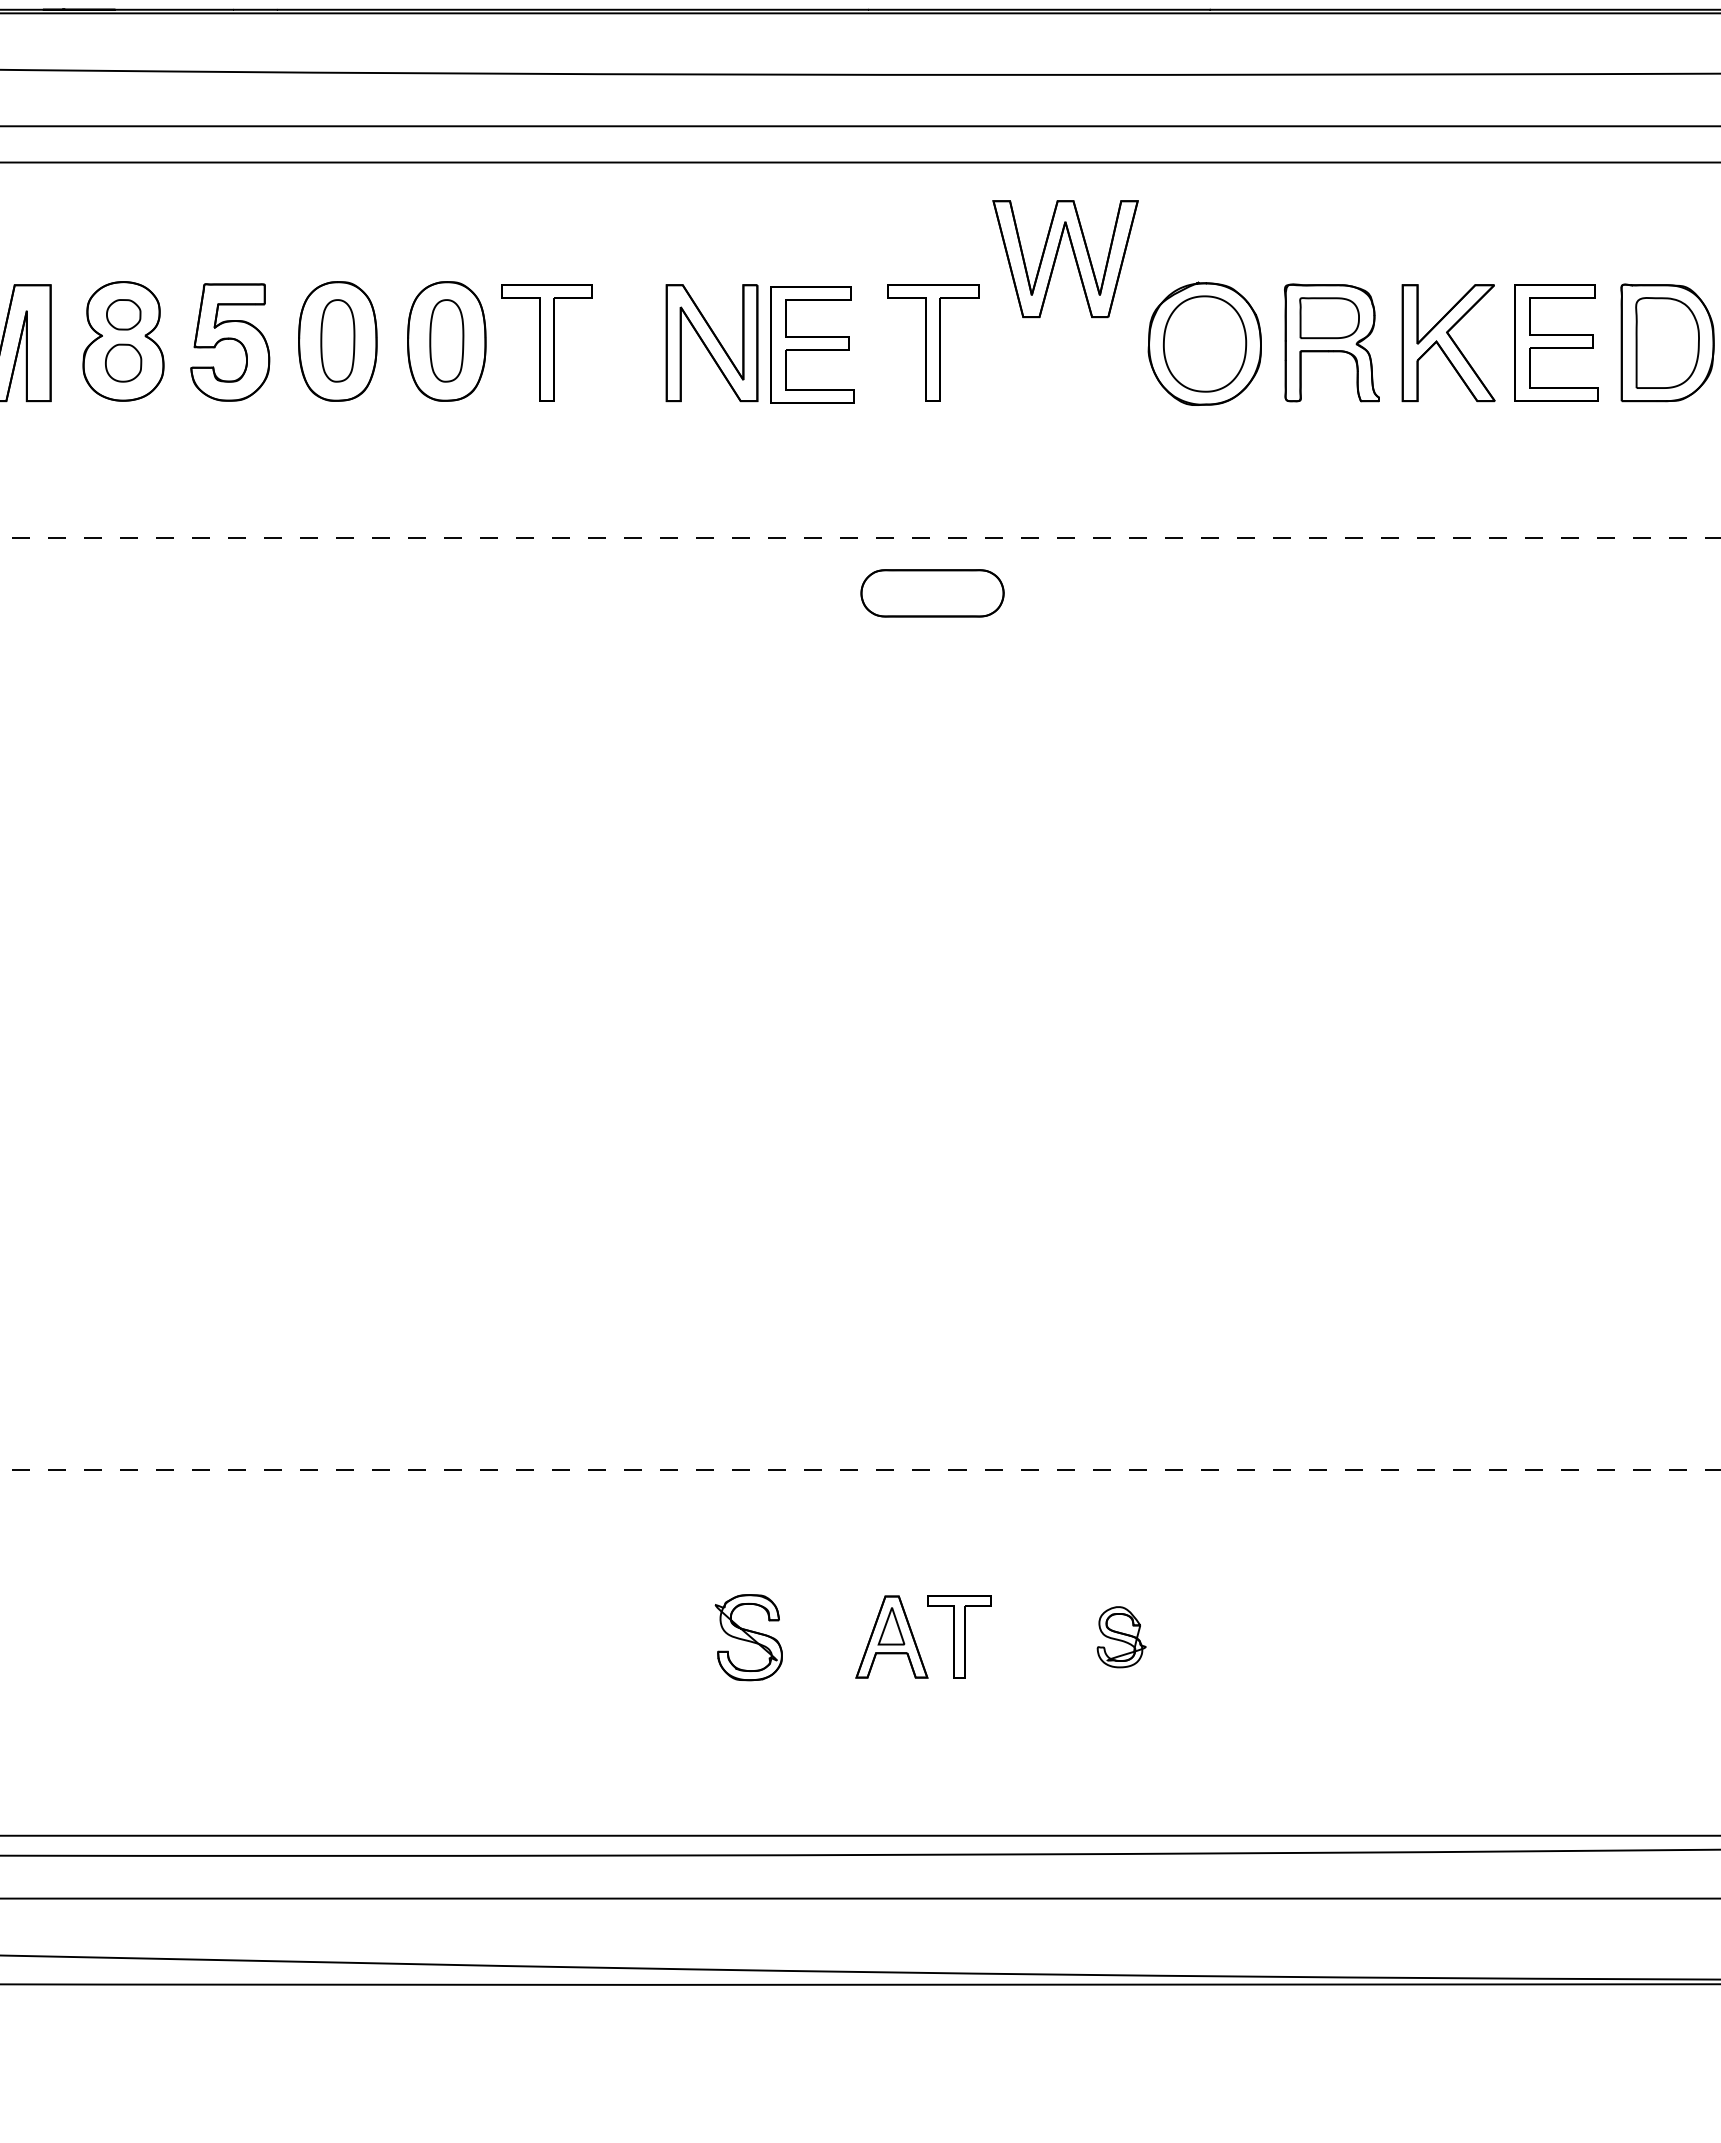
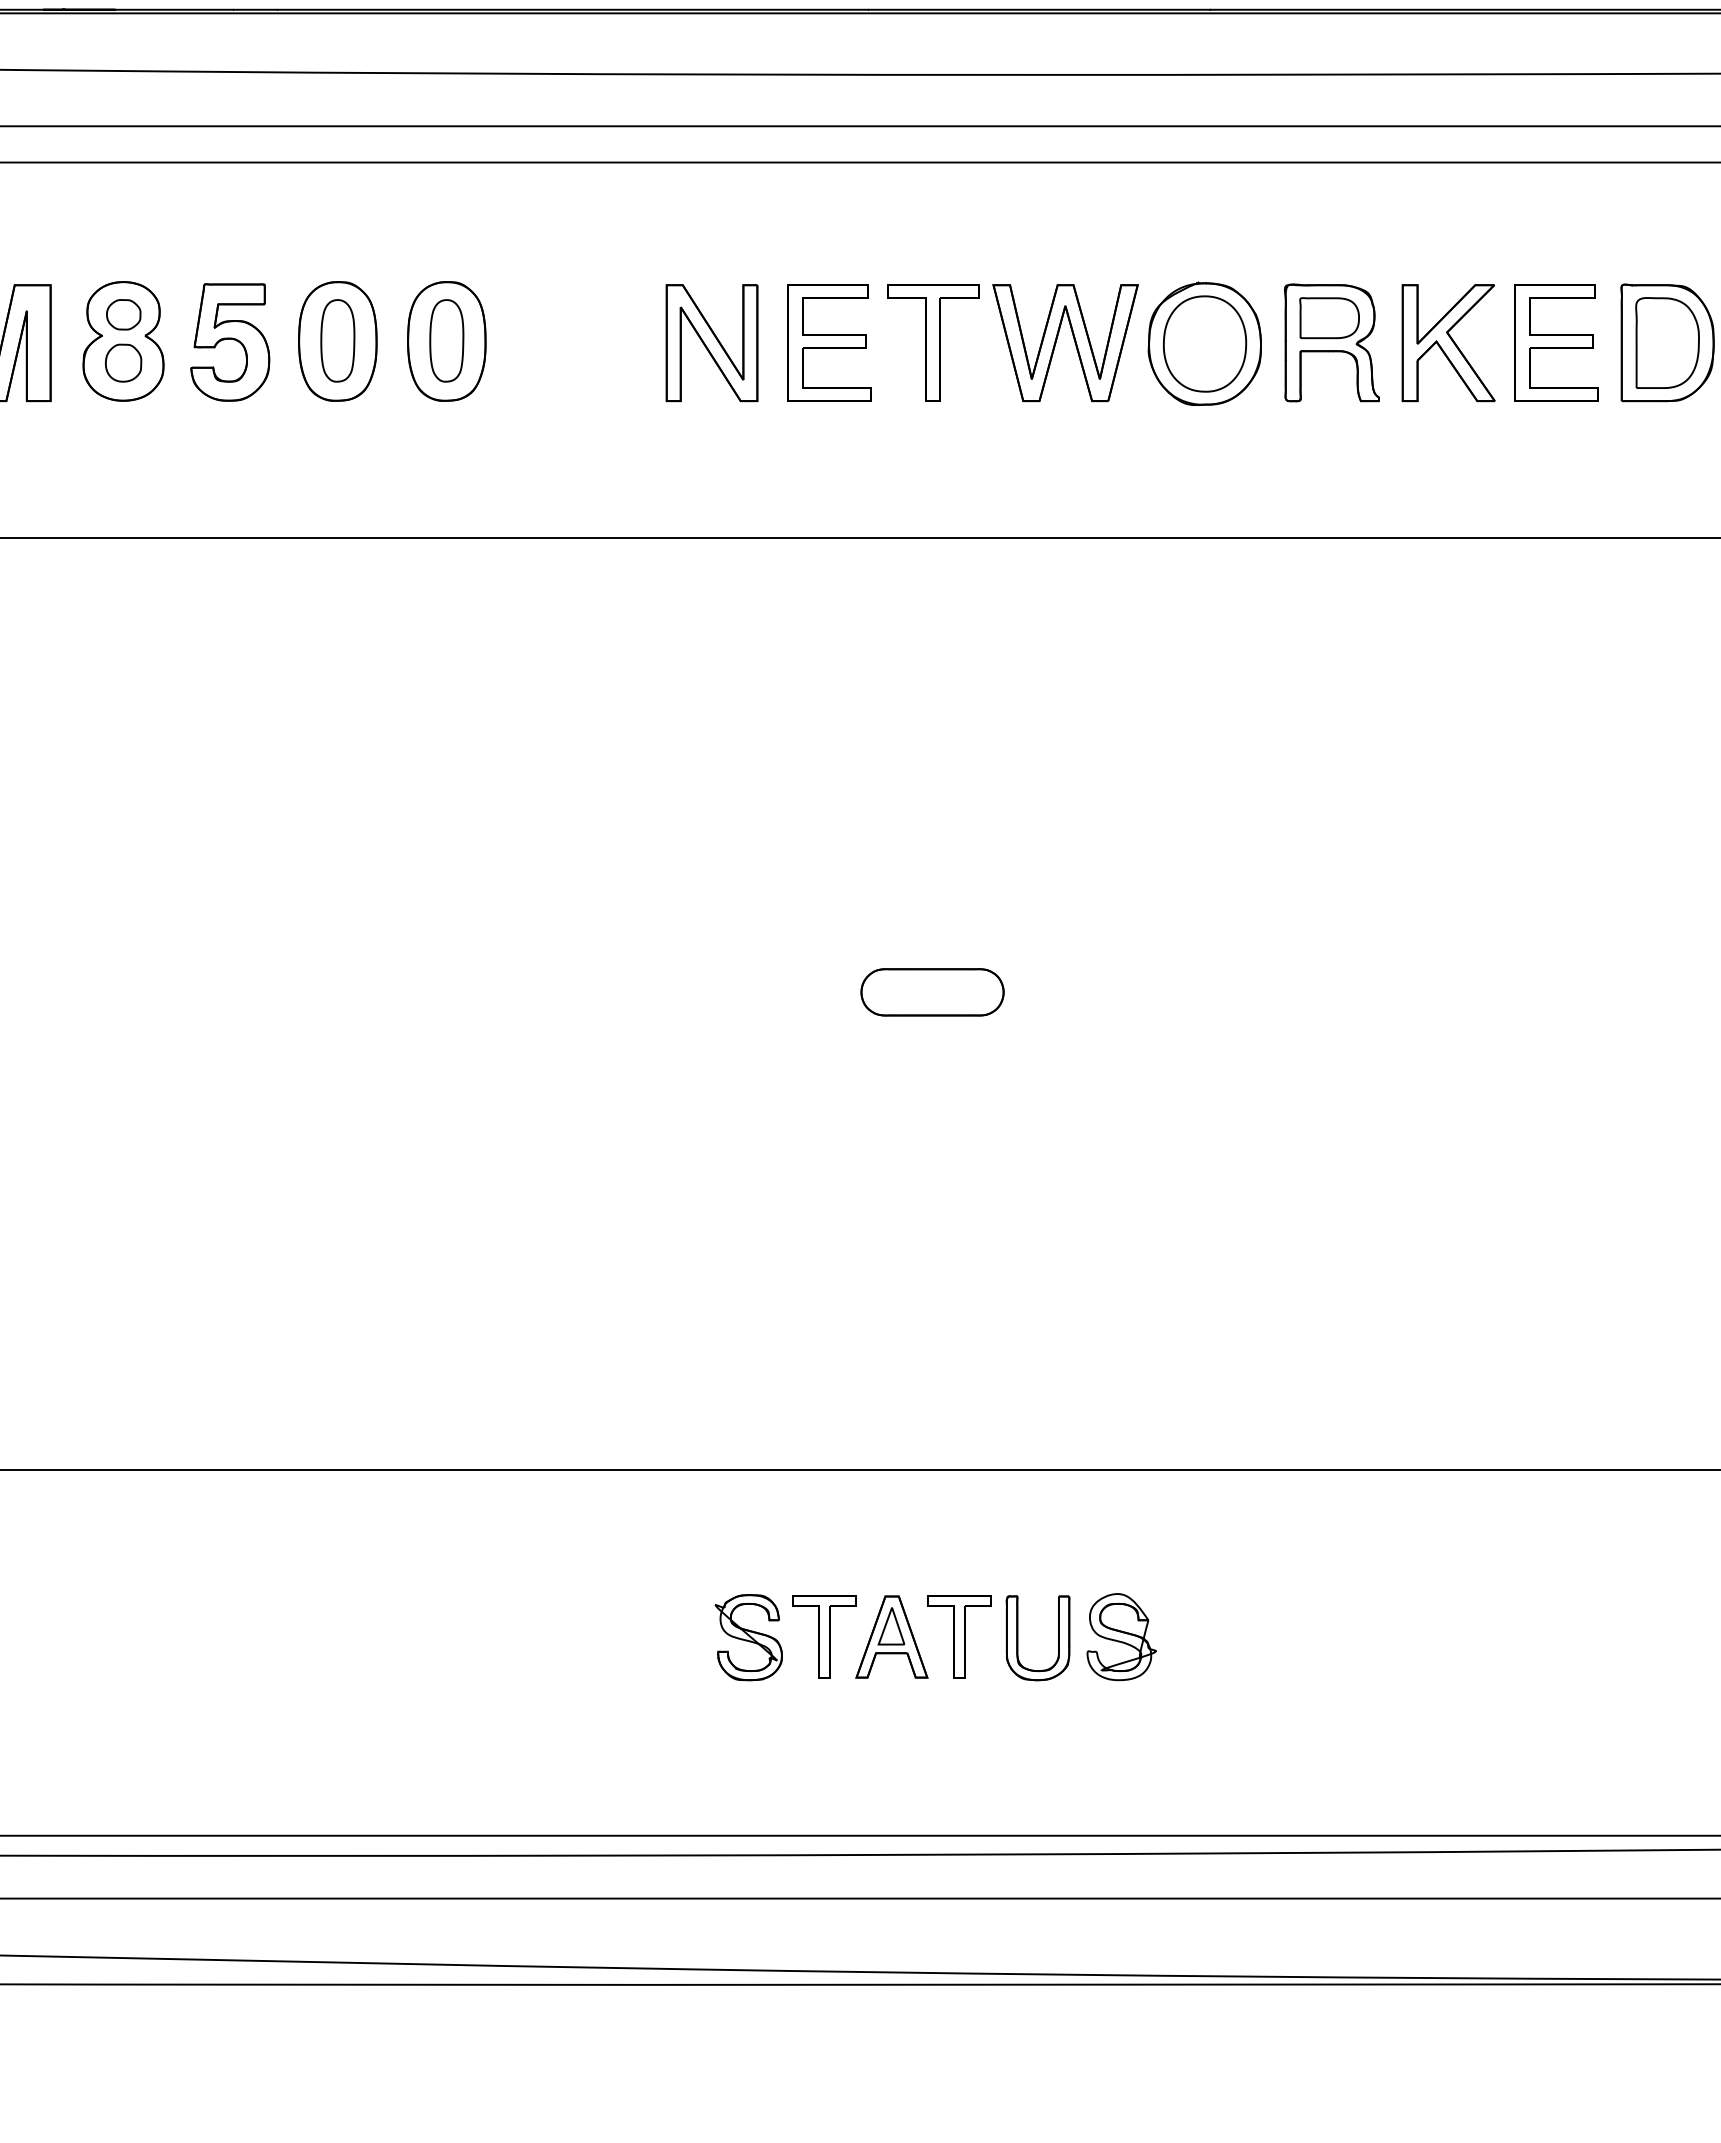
part position: (1057, 255) -> (1057, 339) (1057, 339)
part: present -> none (547, 342)
part position: (812, 344) -> (829, 342) (829, 342)
line: dashed -> solid (860, 538)
part position: (932, 593) -> (932, 992) (932, 992)
line: dashed -> solid (860, 1470)
part: none -> present (824, 1636)
part size: 51x63 px -> 71x89 px (1121, 1637)
part: none -> present (1018, 1638)
